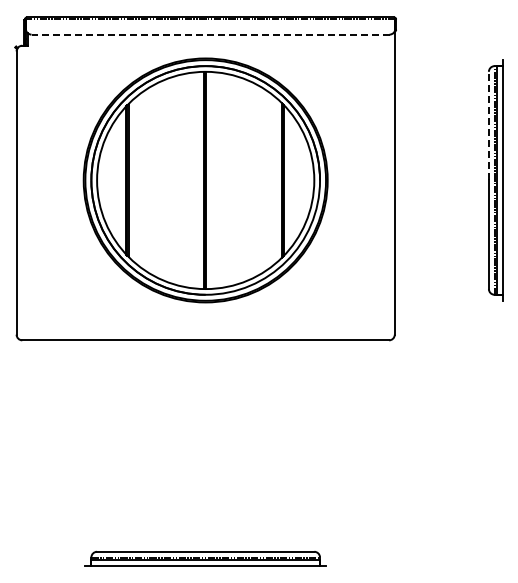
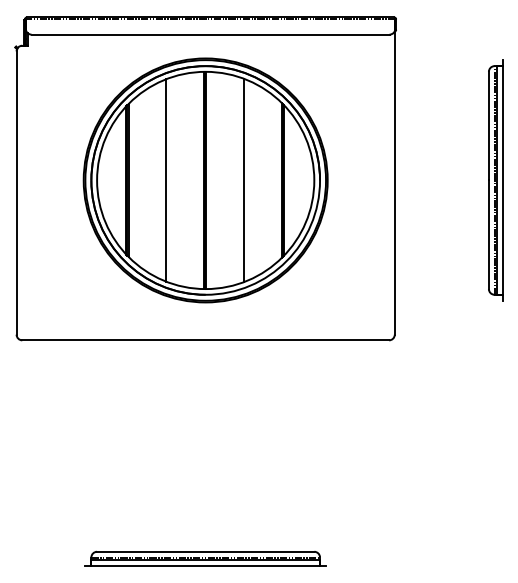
line: dashed -> solid (210, 34)
line: dashed -> solid (488, 125)
line: none -> present (166, 180)
line: none -> present (244, 180)
